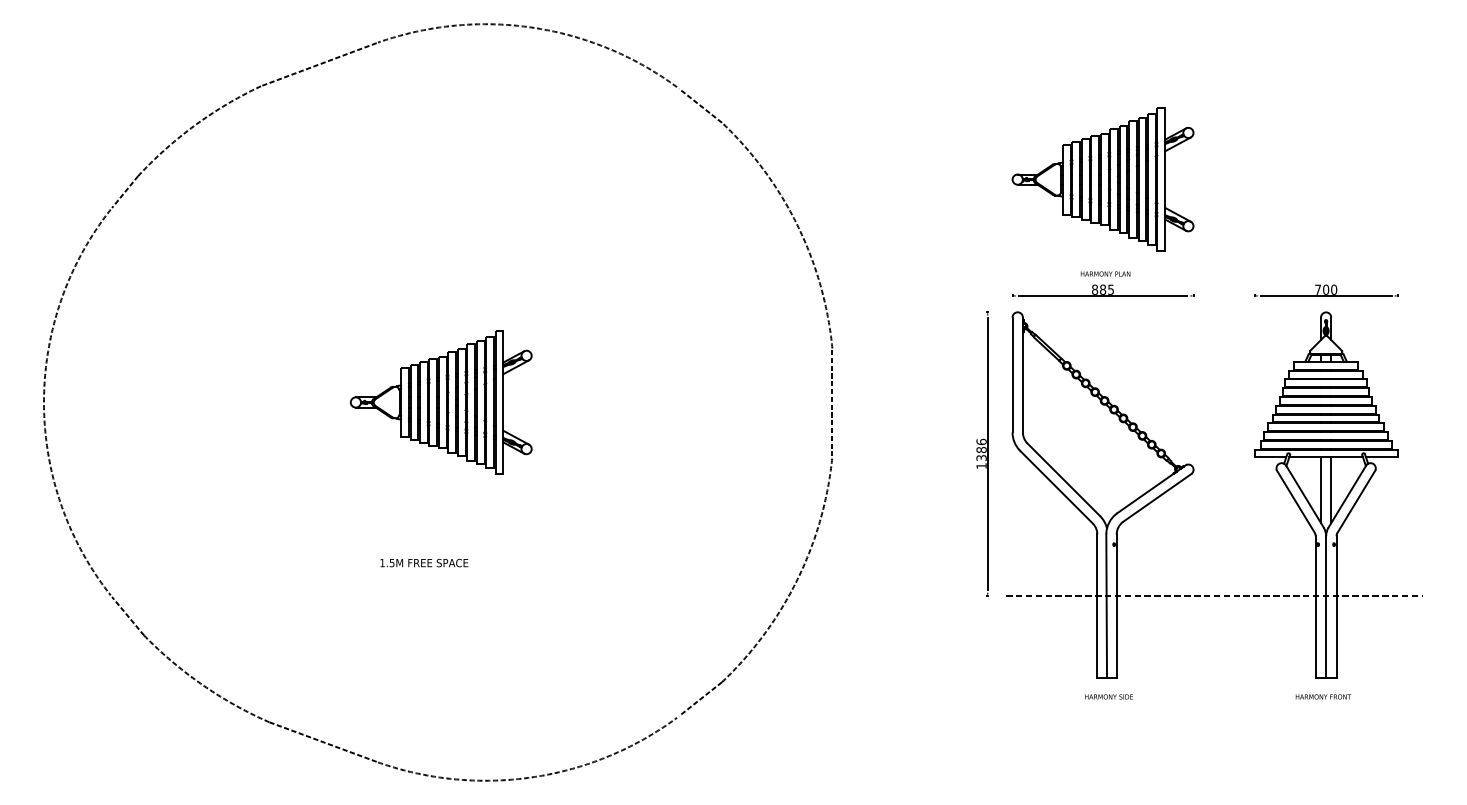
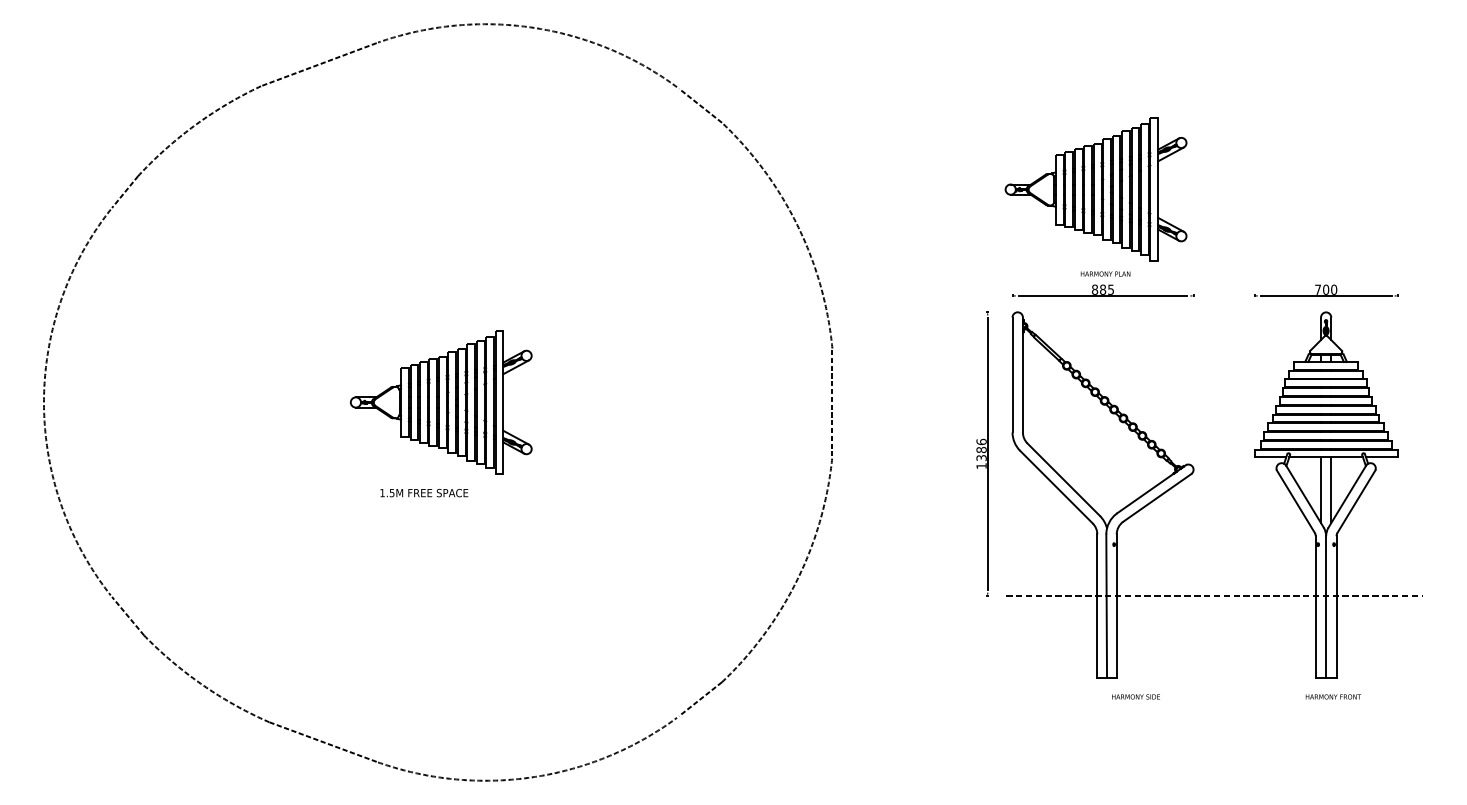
part position: (1102, 179) -> (1095, 189) (1095, 189)
text position: (424, 563) -> (424, 493) (424, 493)
text position: (1108, 696) -> (1135, 696) (1135, 696)
text position: (1322, 696) -> (1332, 696) (1332, 696)
